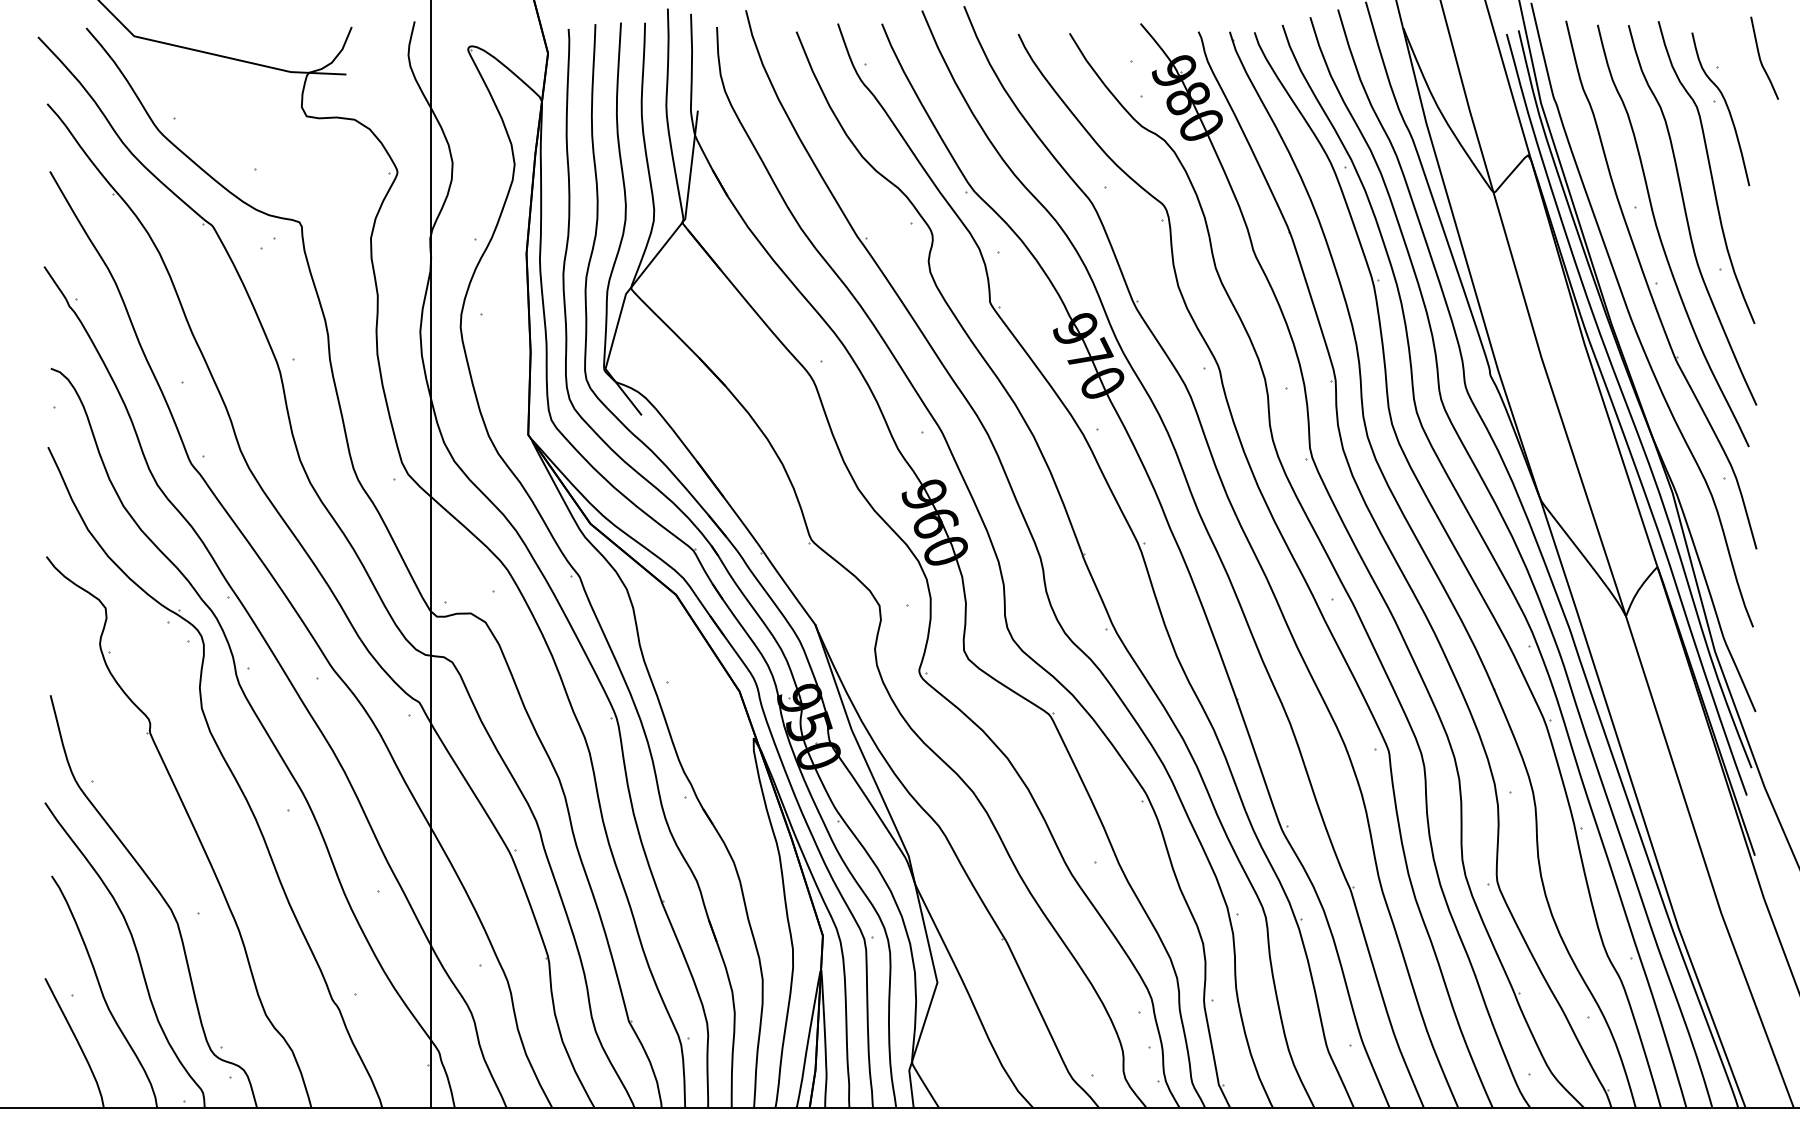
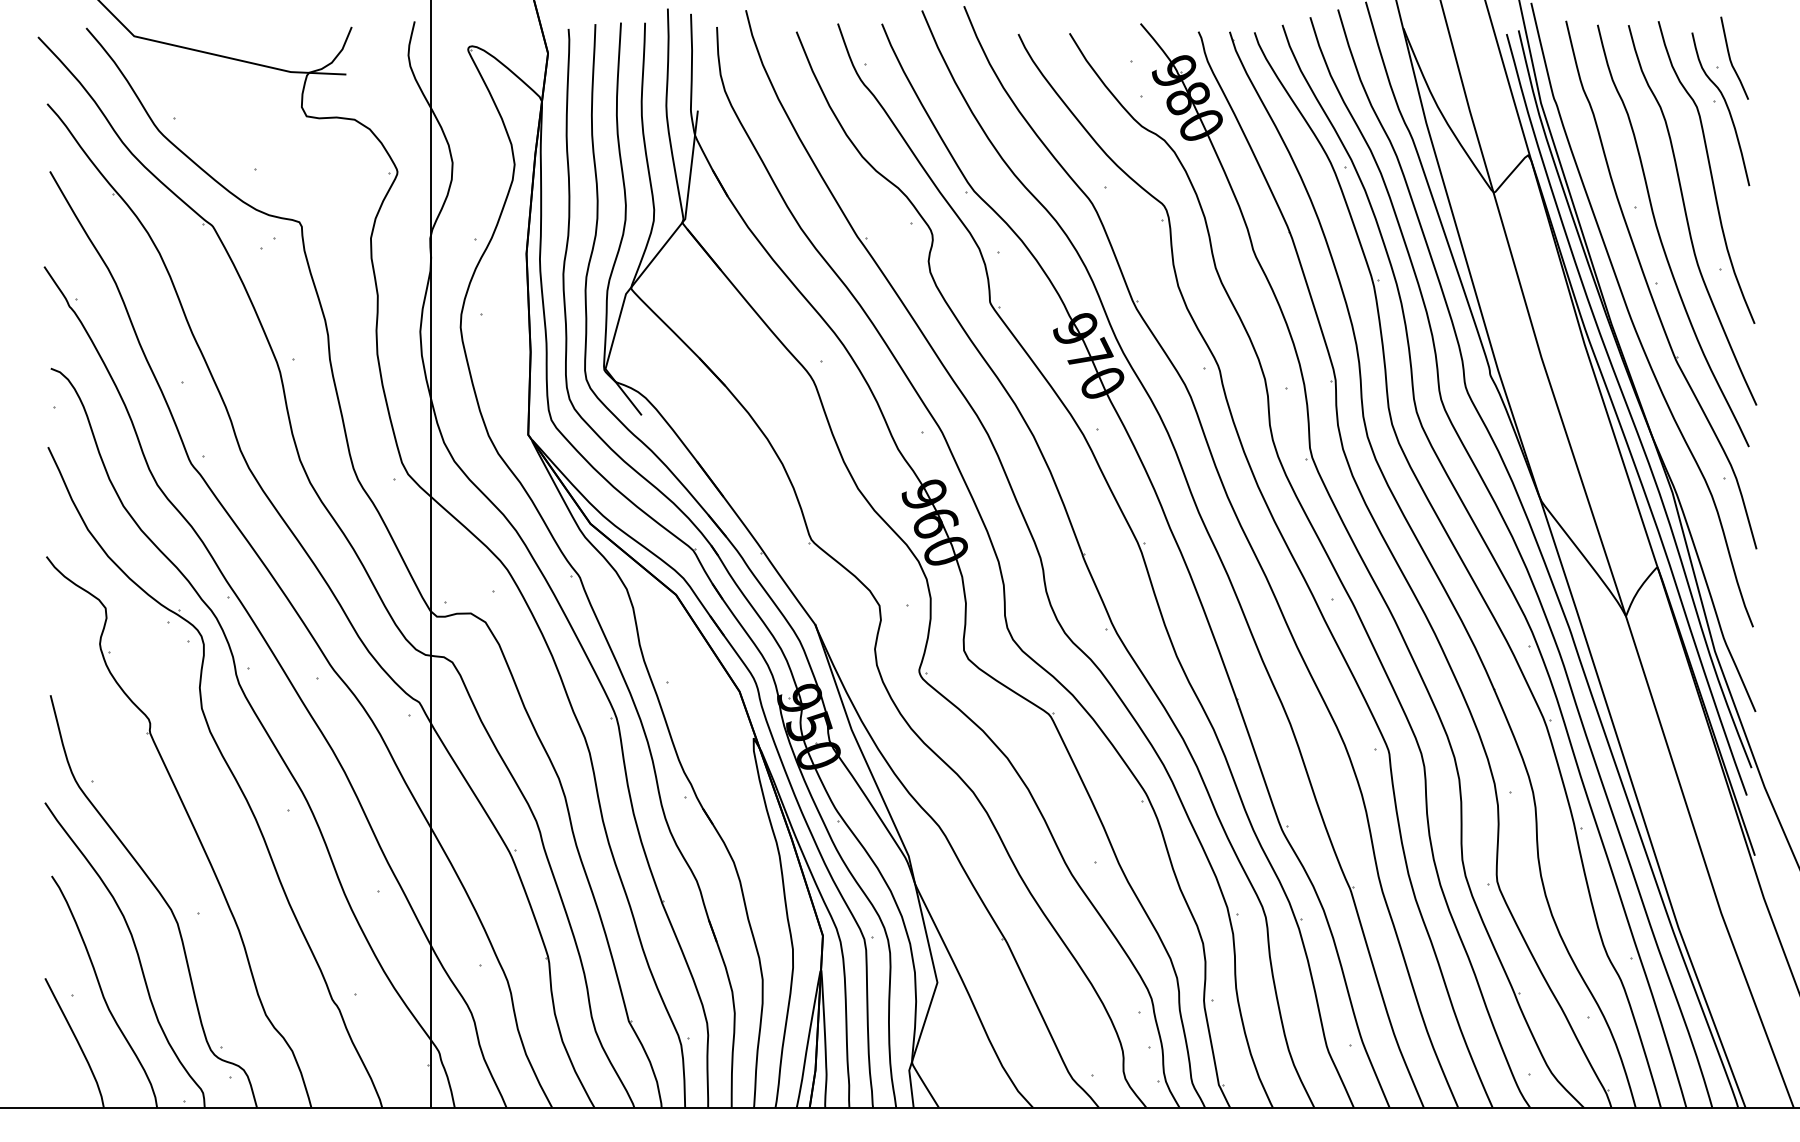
curve position: (1761, 59) -> (1731, 59) (1731, 59)
